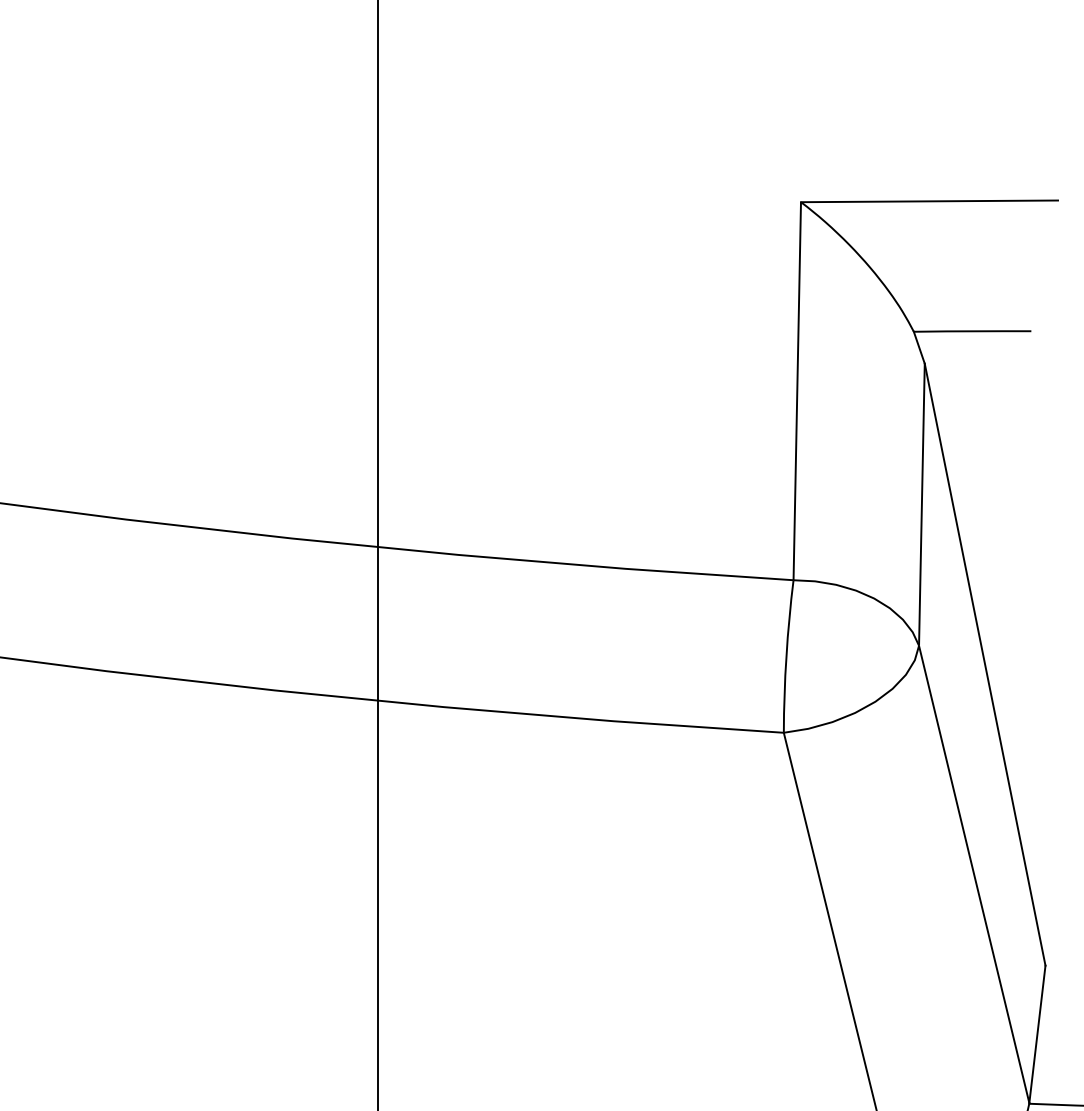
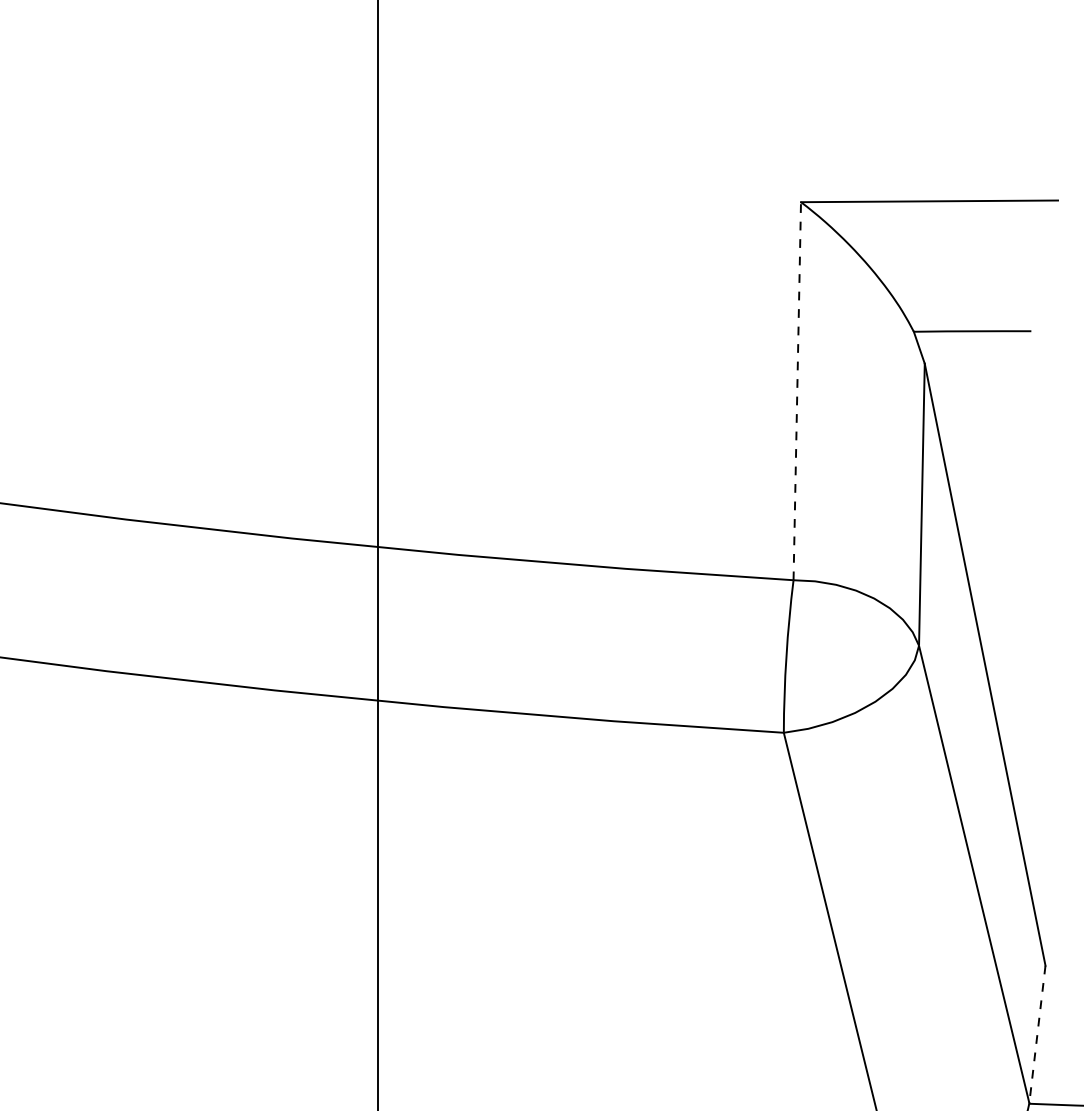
line: solid -> dashed (797, 390)
line: solid -> dashed (1037, 1034)
